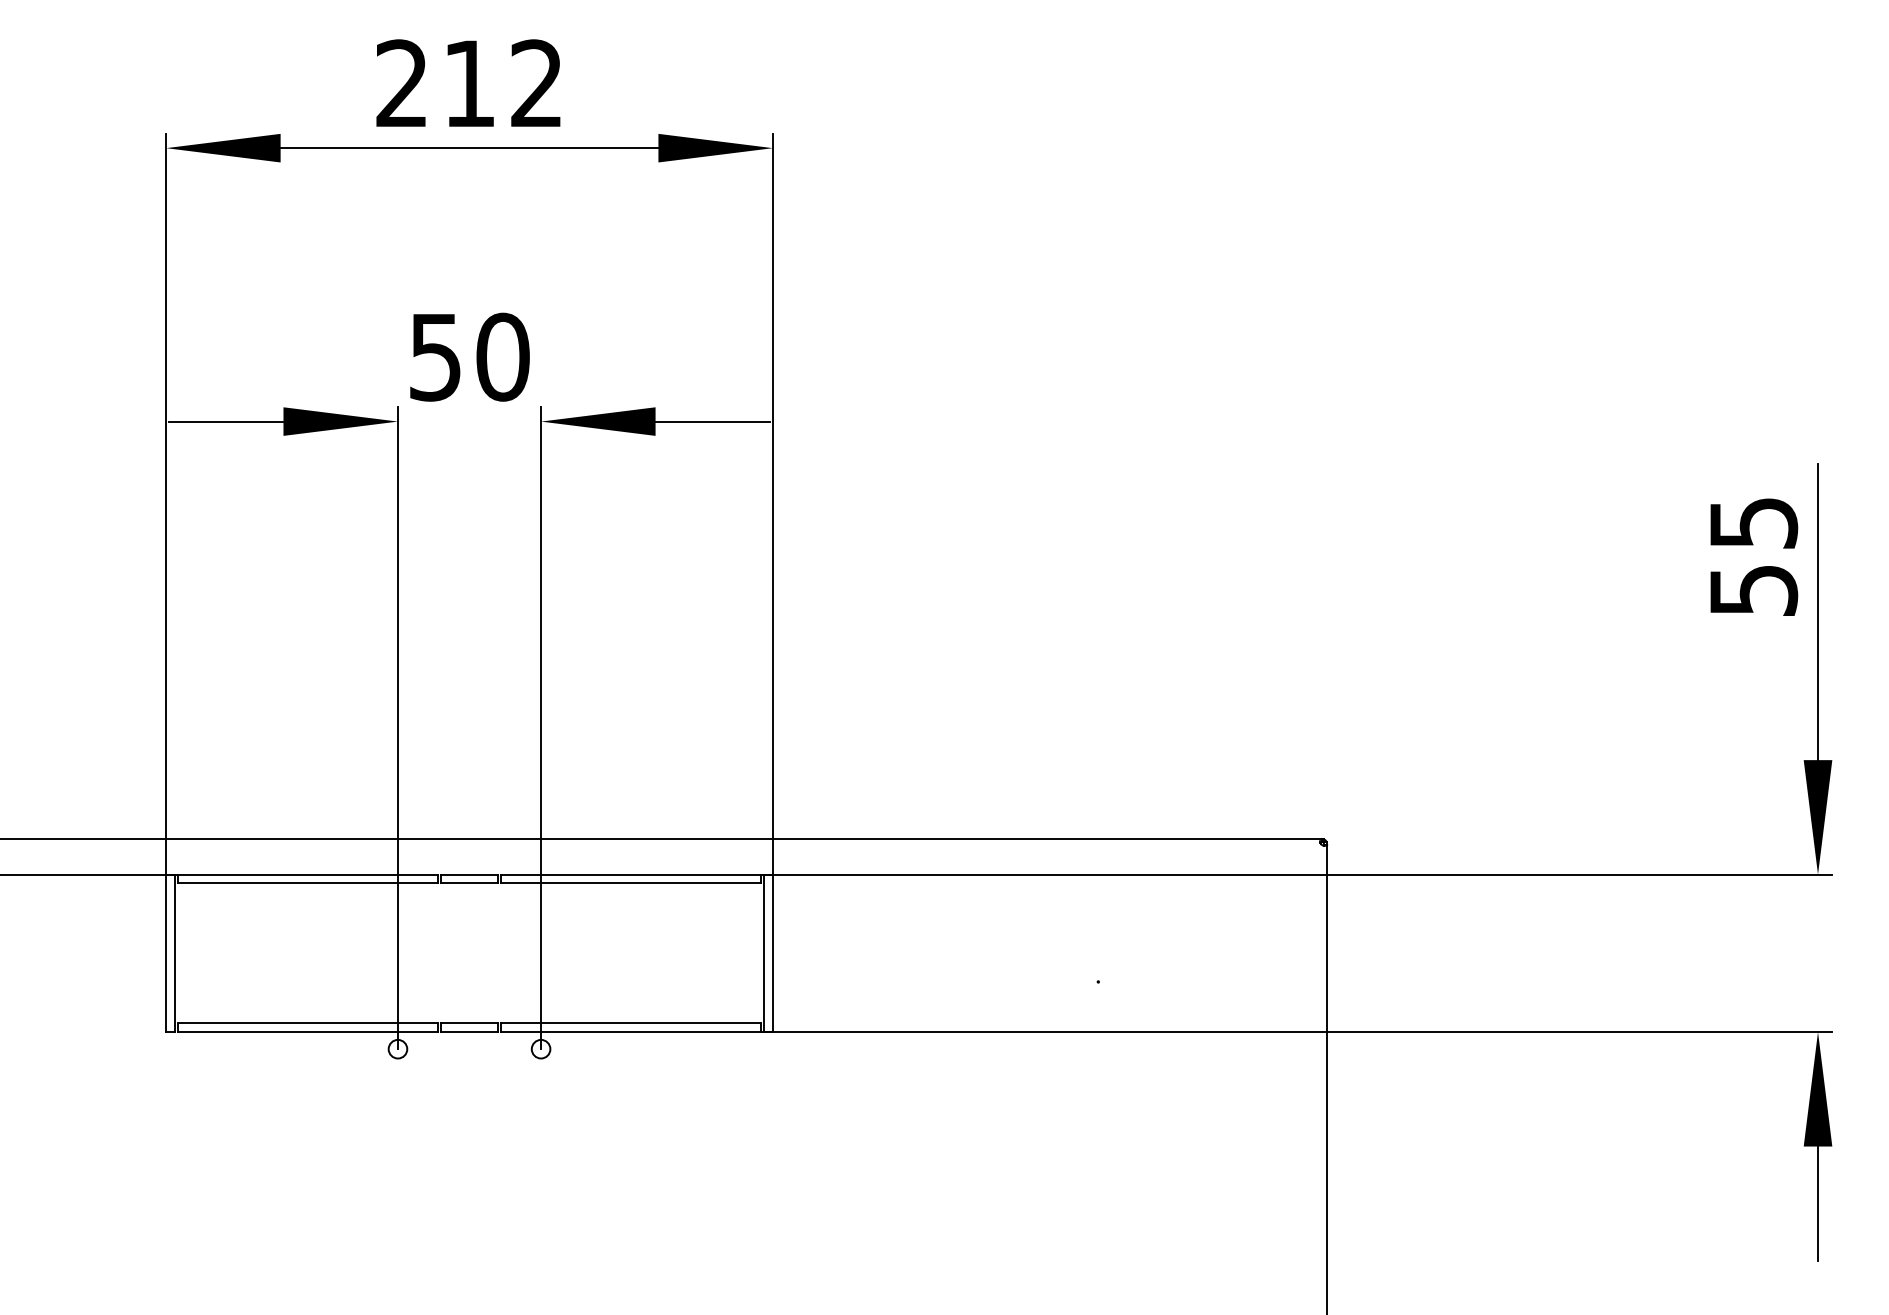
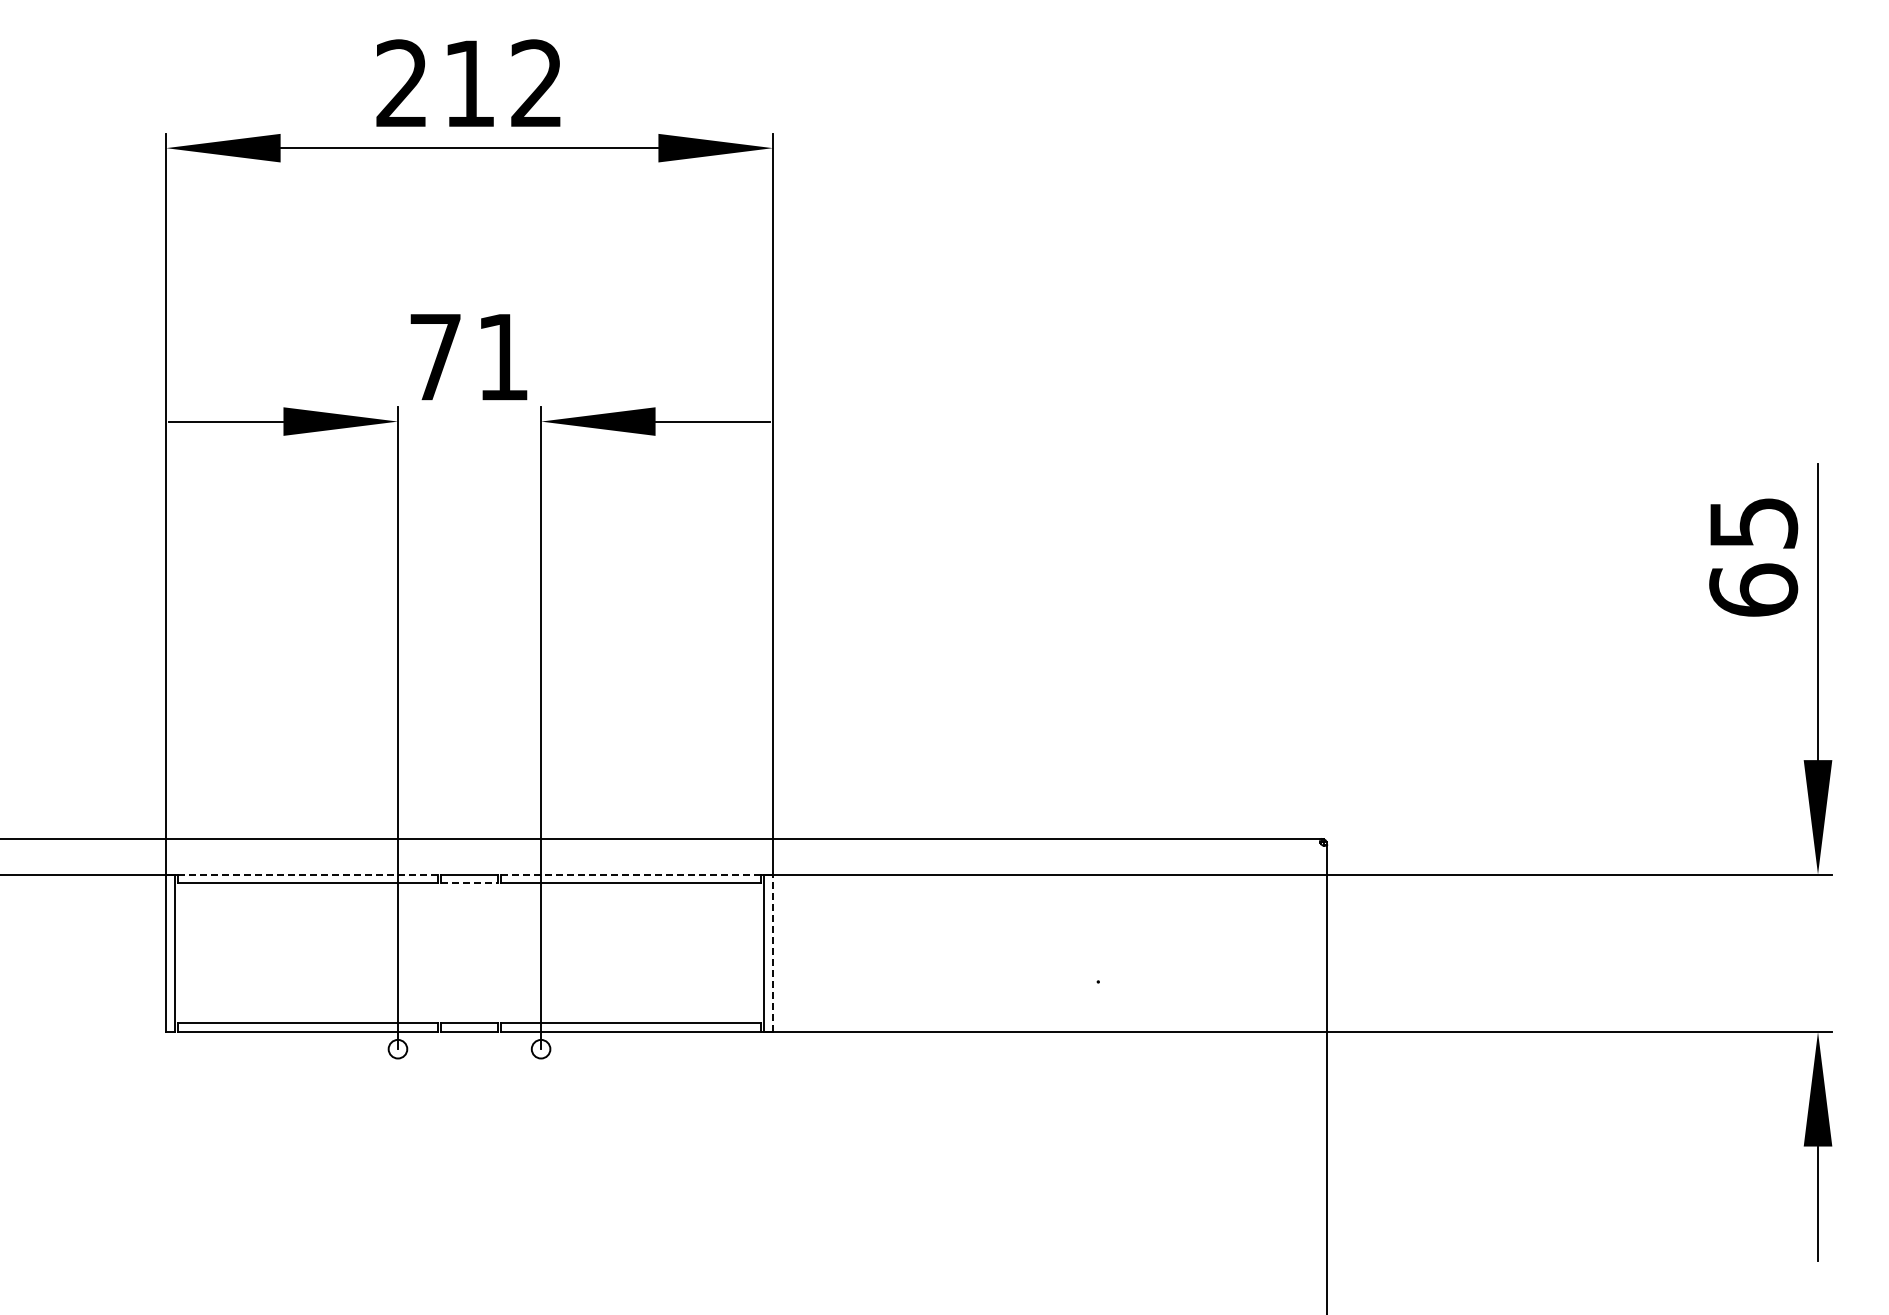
text: 50 -> 71 (469, 356)
text: 55 -> 65 (1753, 589)
line: solid -> dashed (307, 874)
line: solid -> dashed (630, 874)
line: solid -> dashed (469, 883)
line: solid -> dashed (772, 953)
